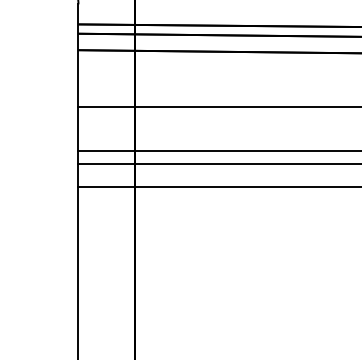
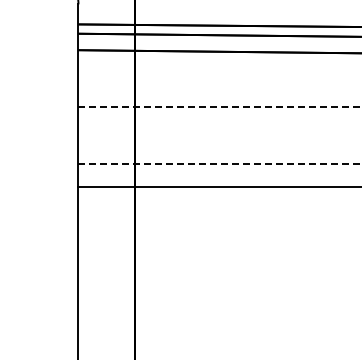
line: solid -> dashed (220, 107)
line: present -> none (218, 151)
line: solid -> dashed (220, 163)
